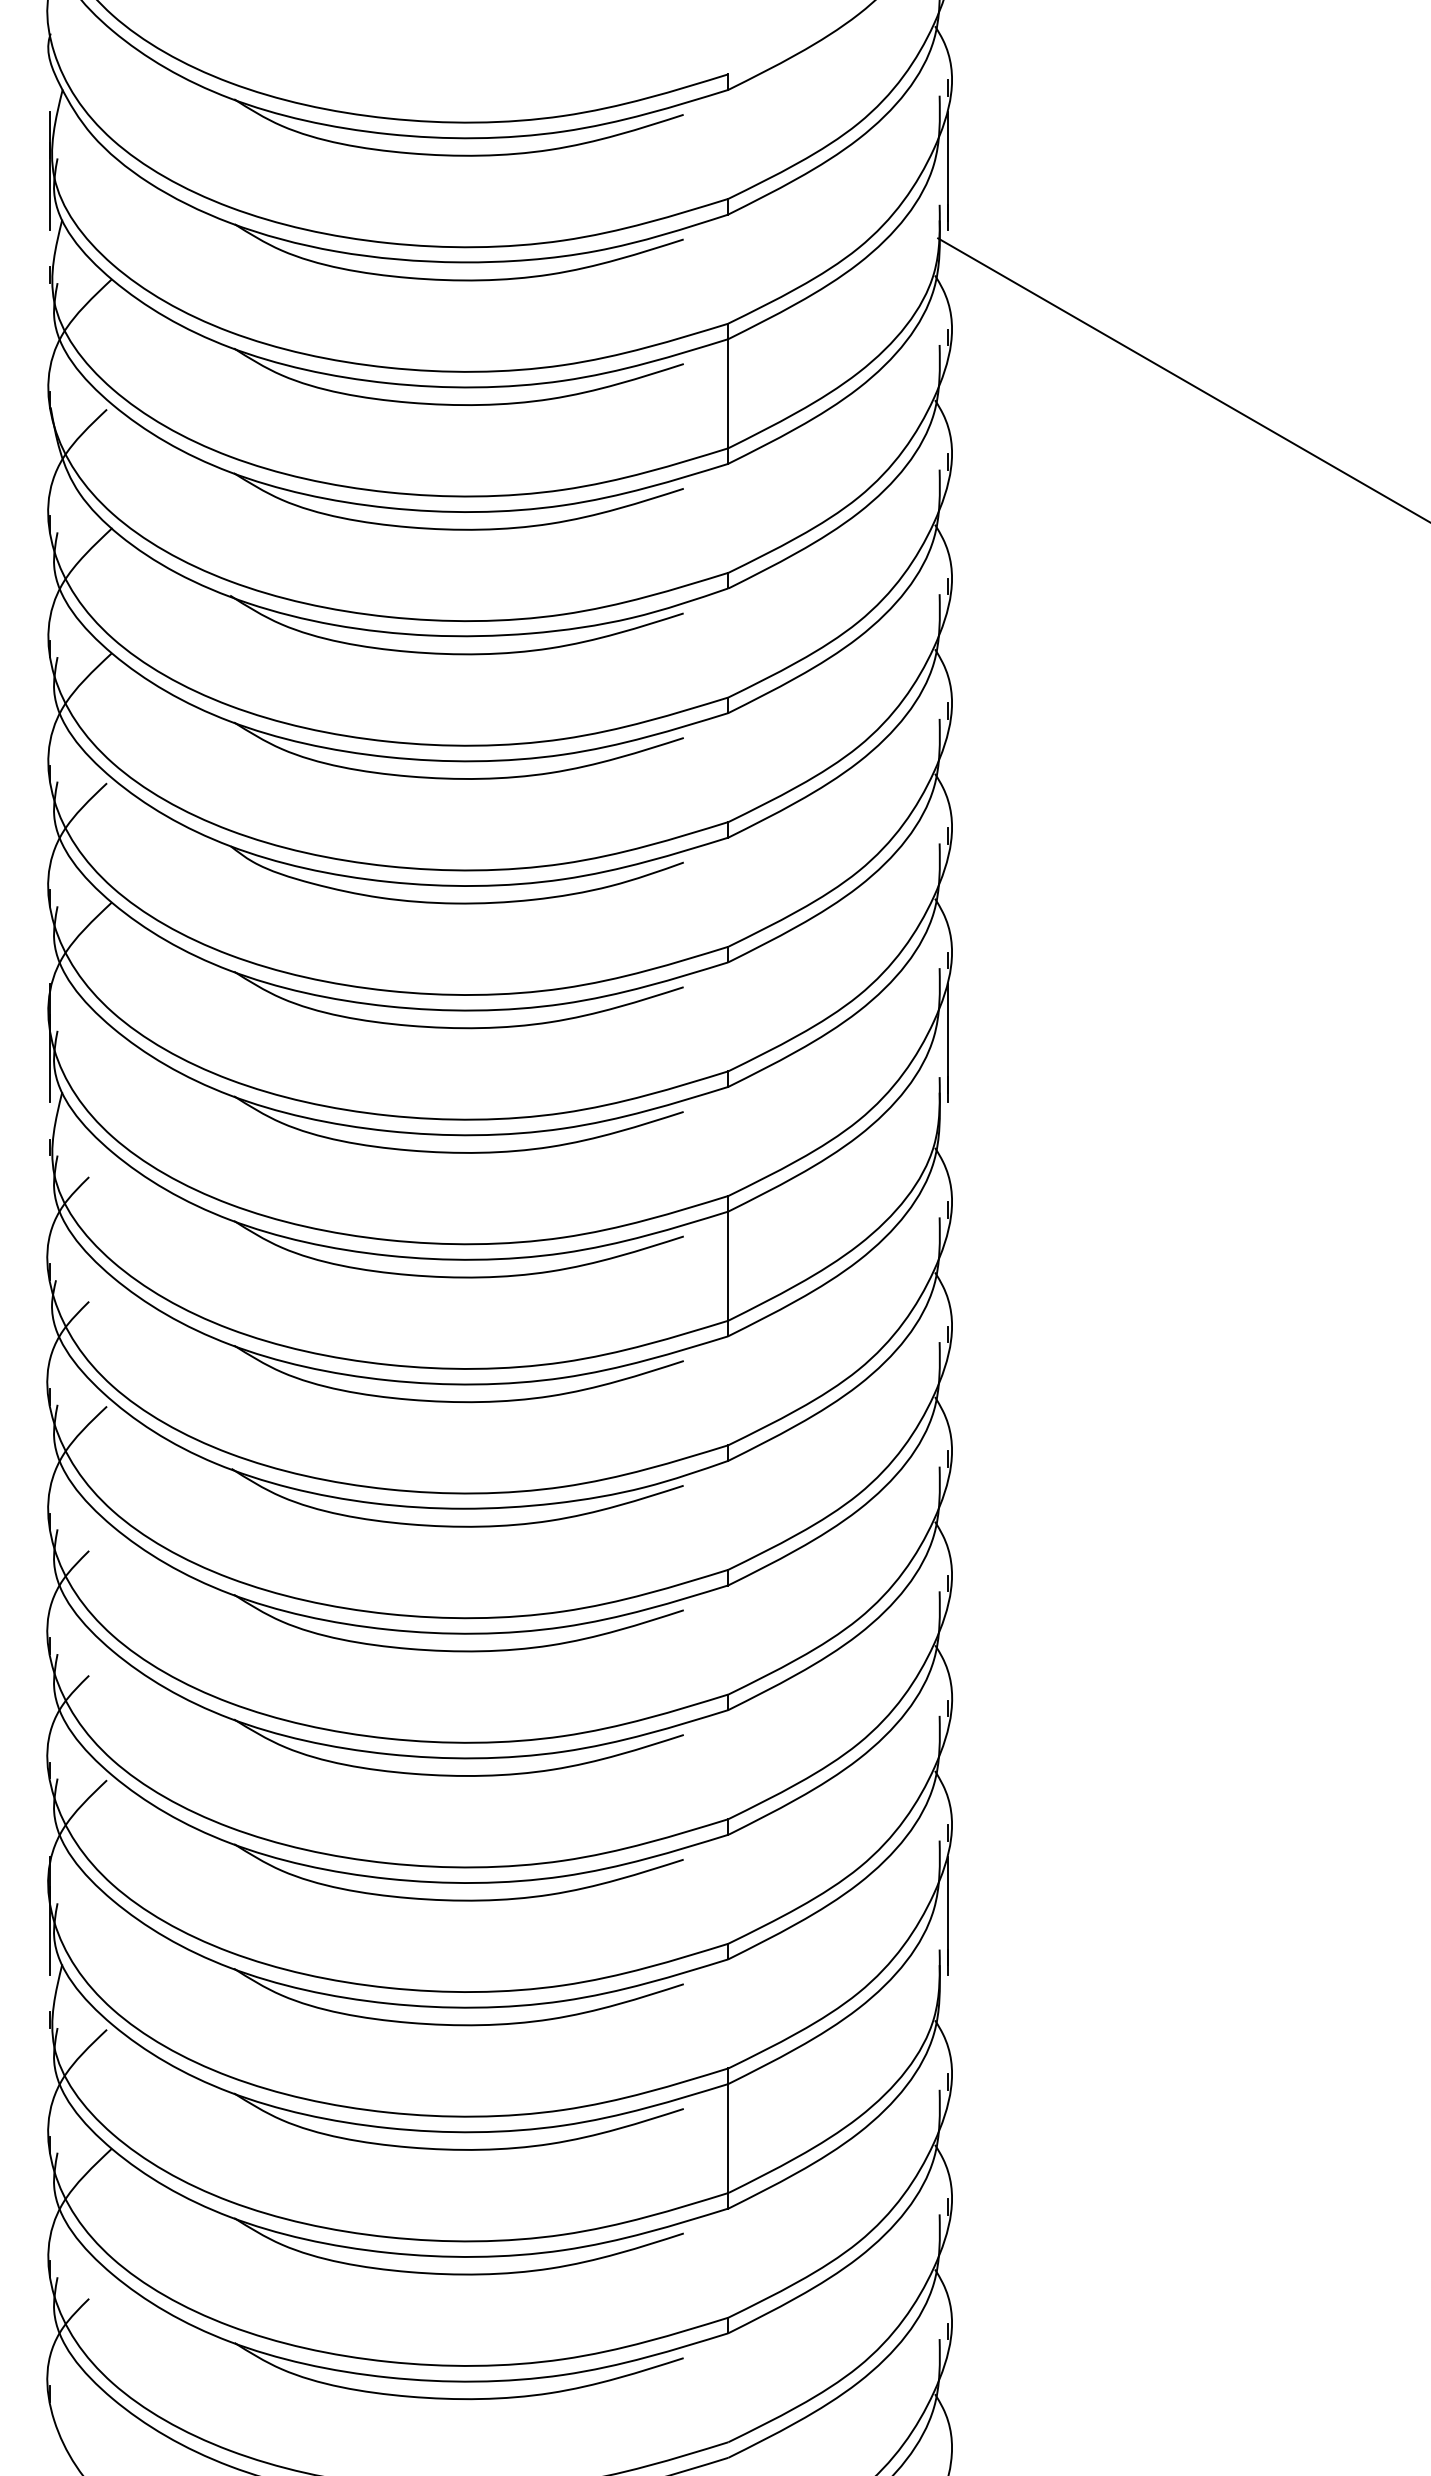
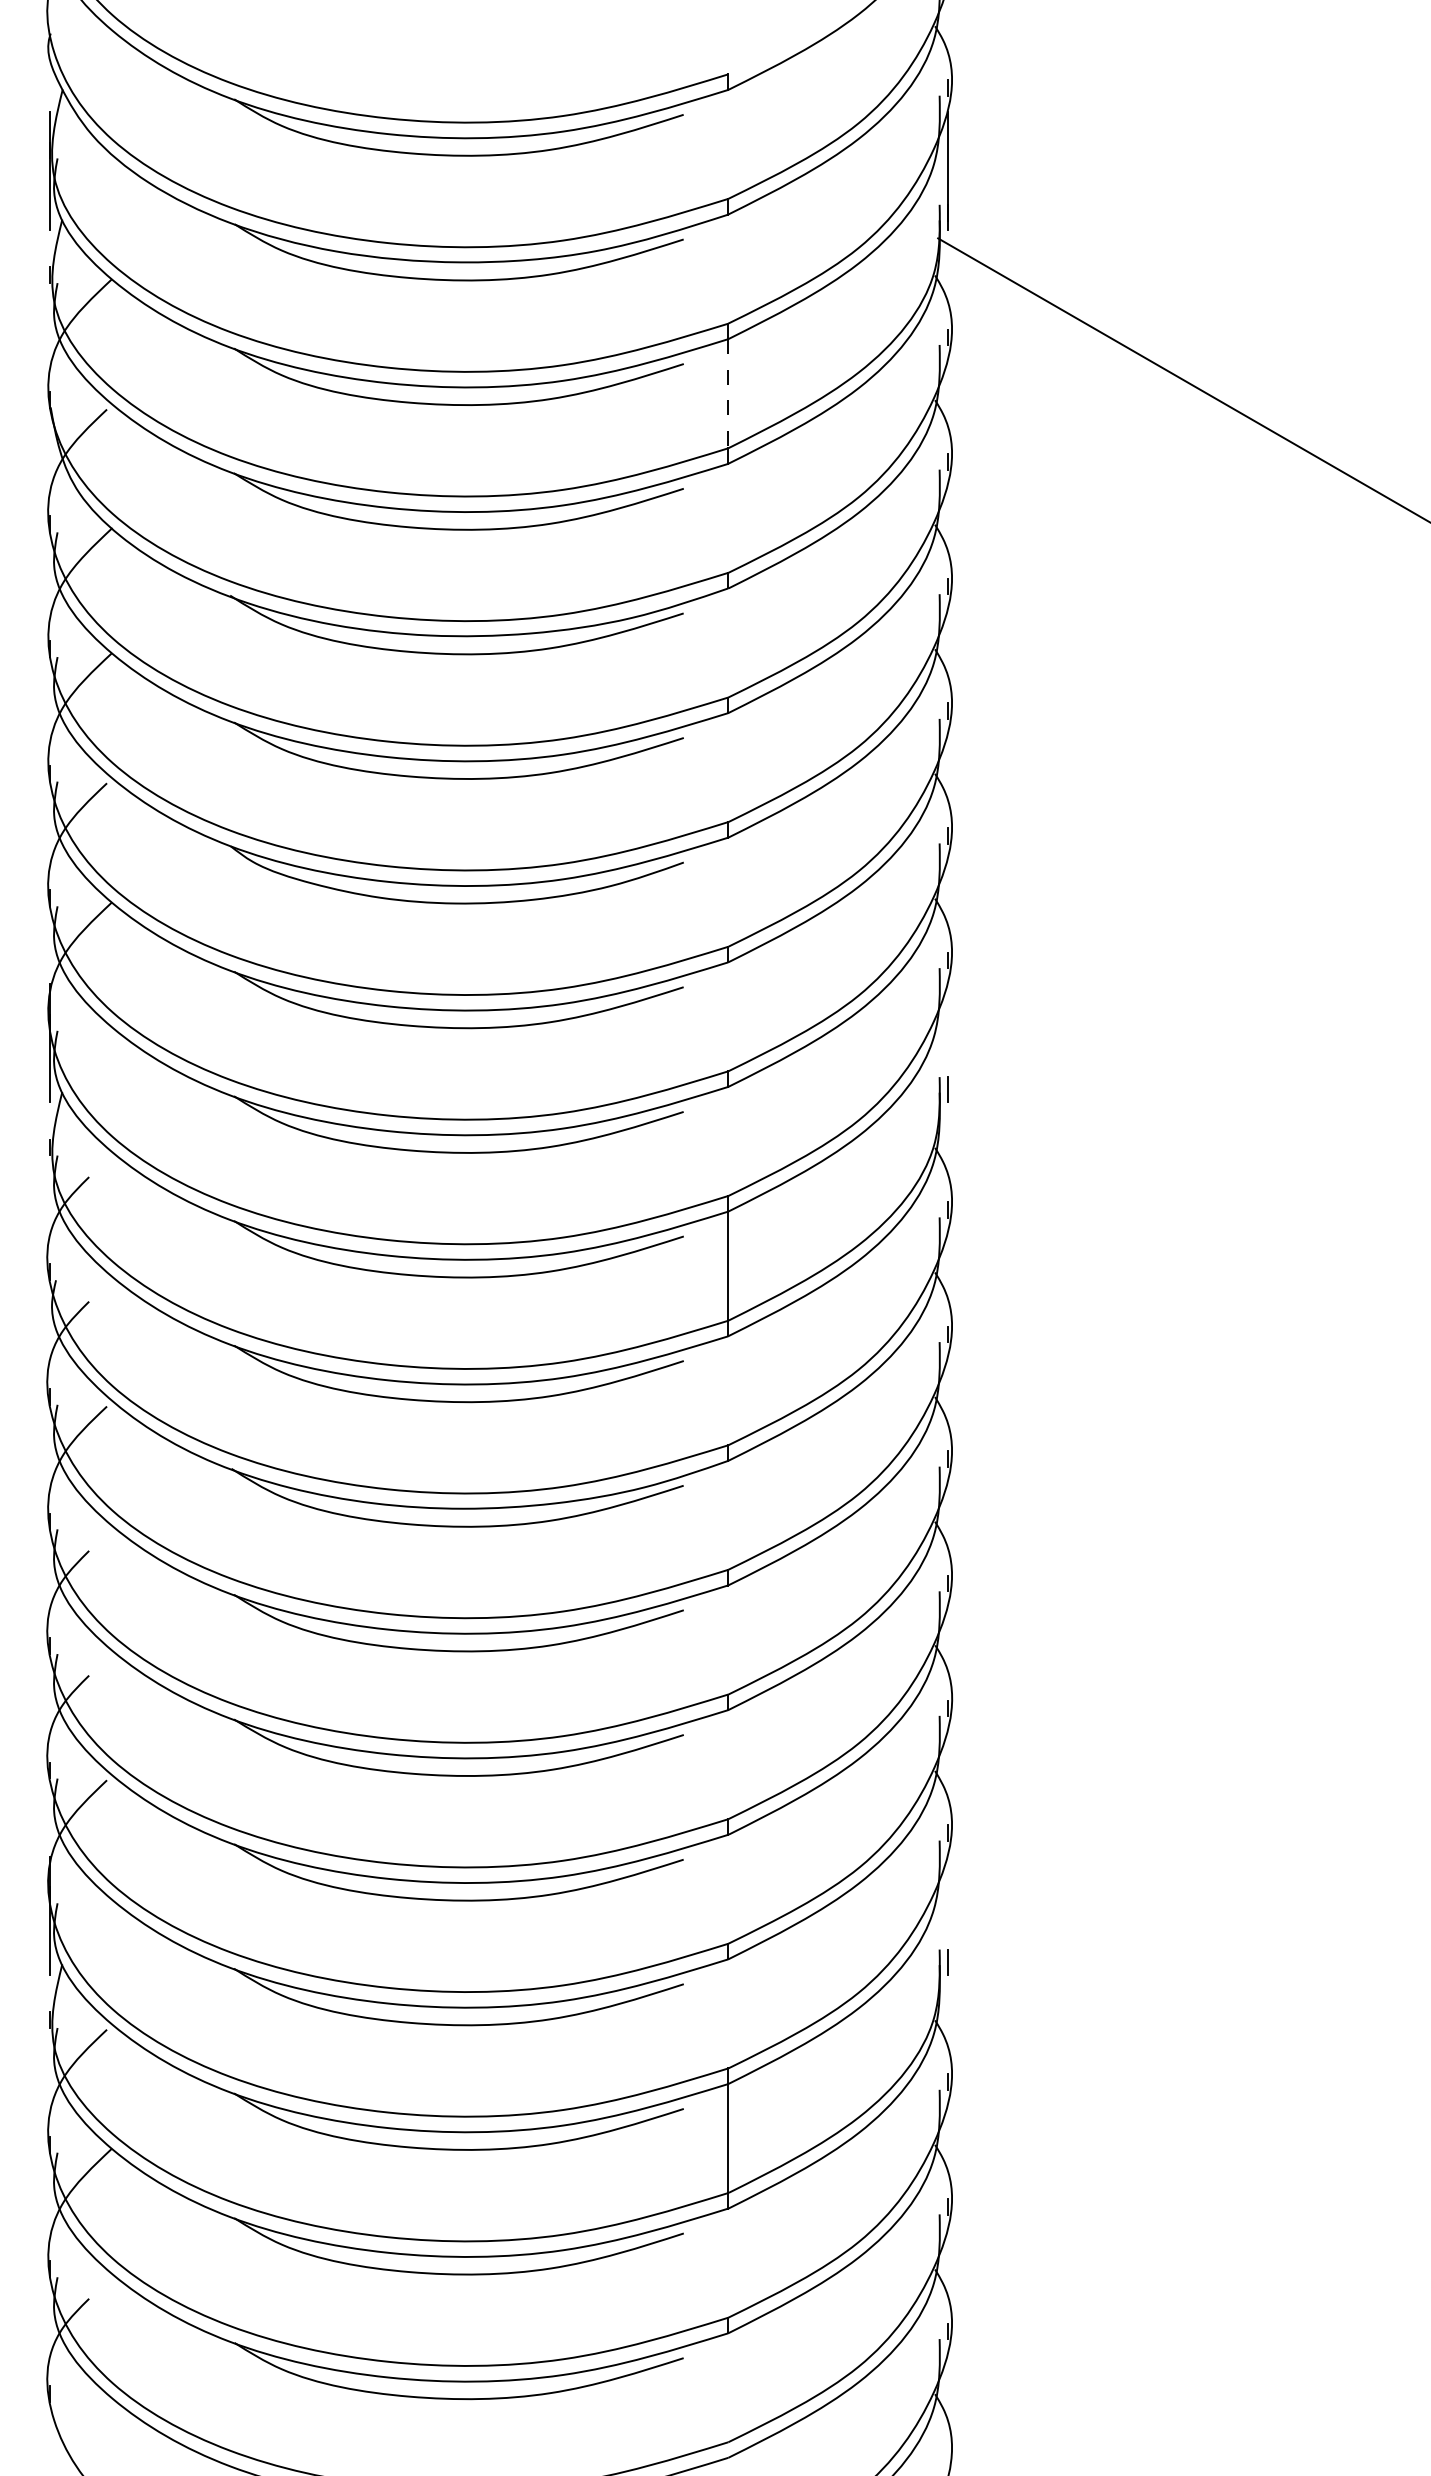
line: solid -> dashed (728, 393)
line: present -> none (947, 1038)
line: present -> none (947, 1910)
